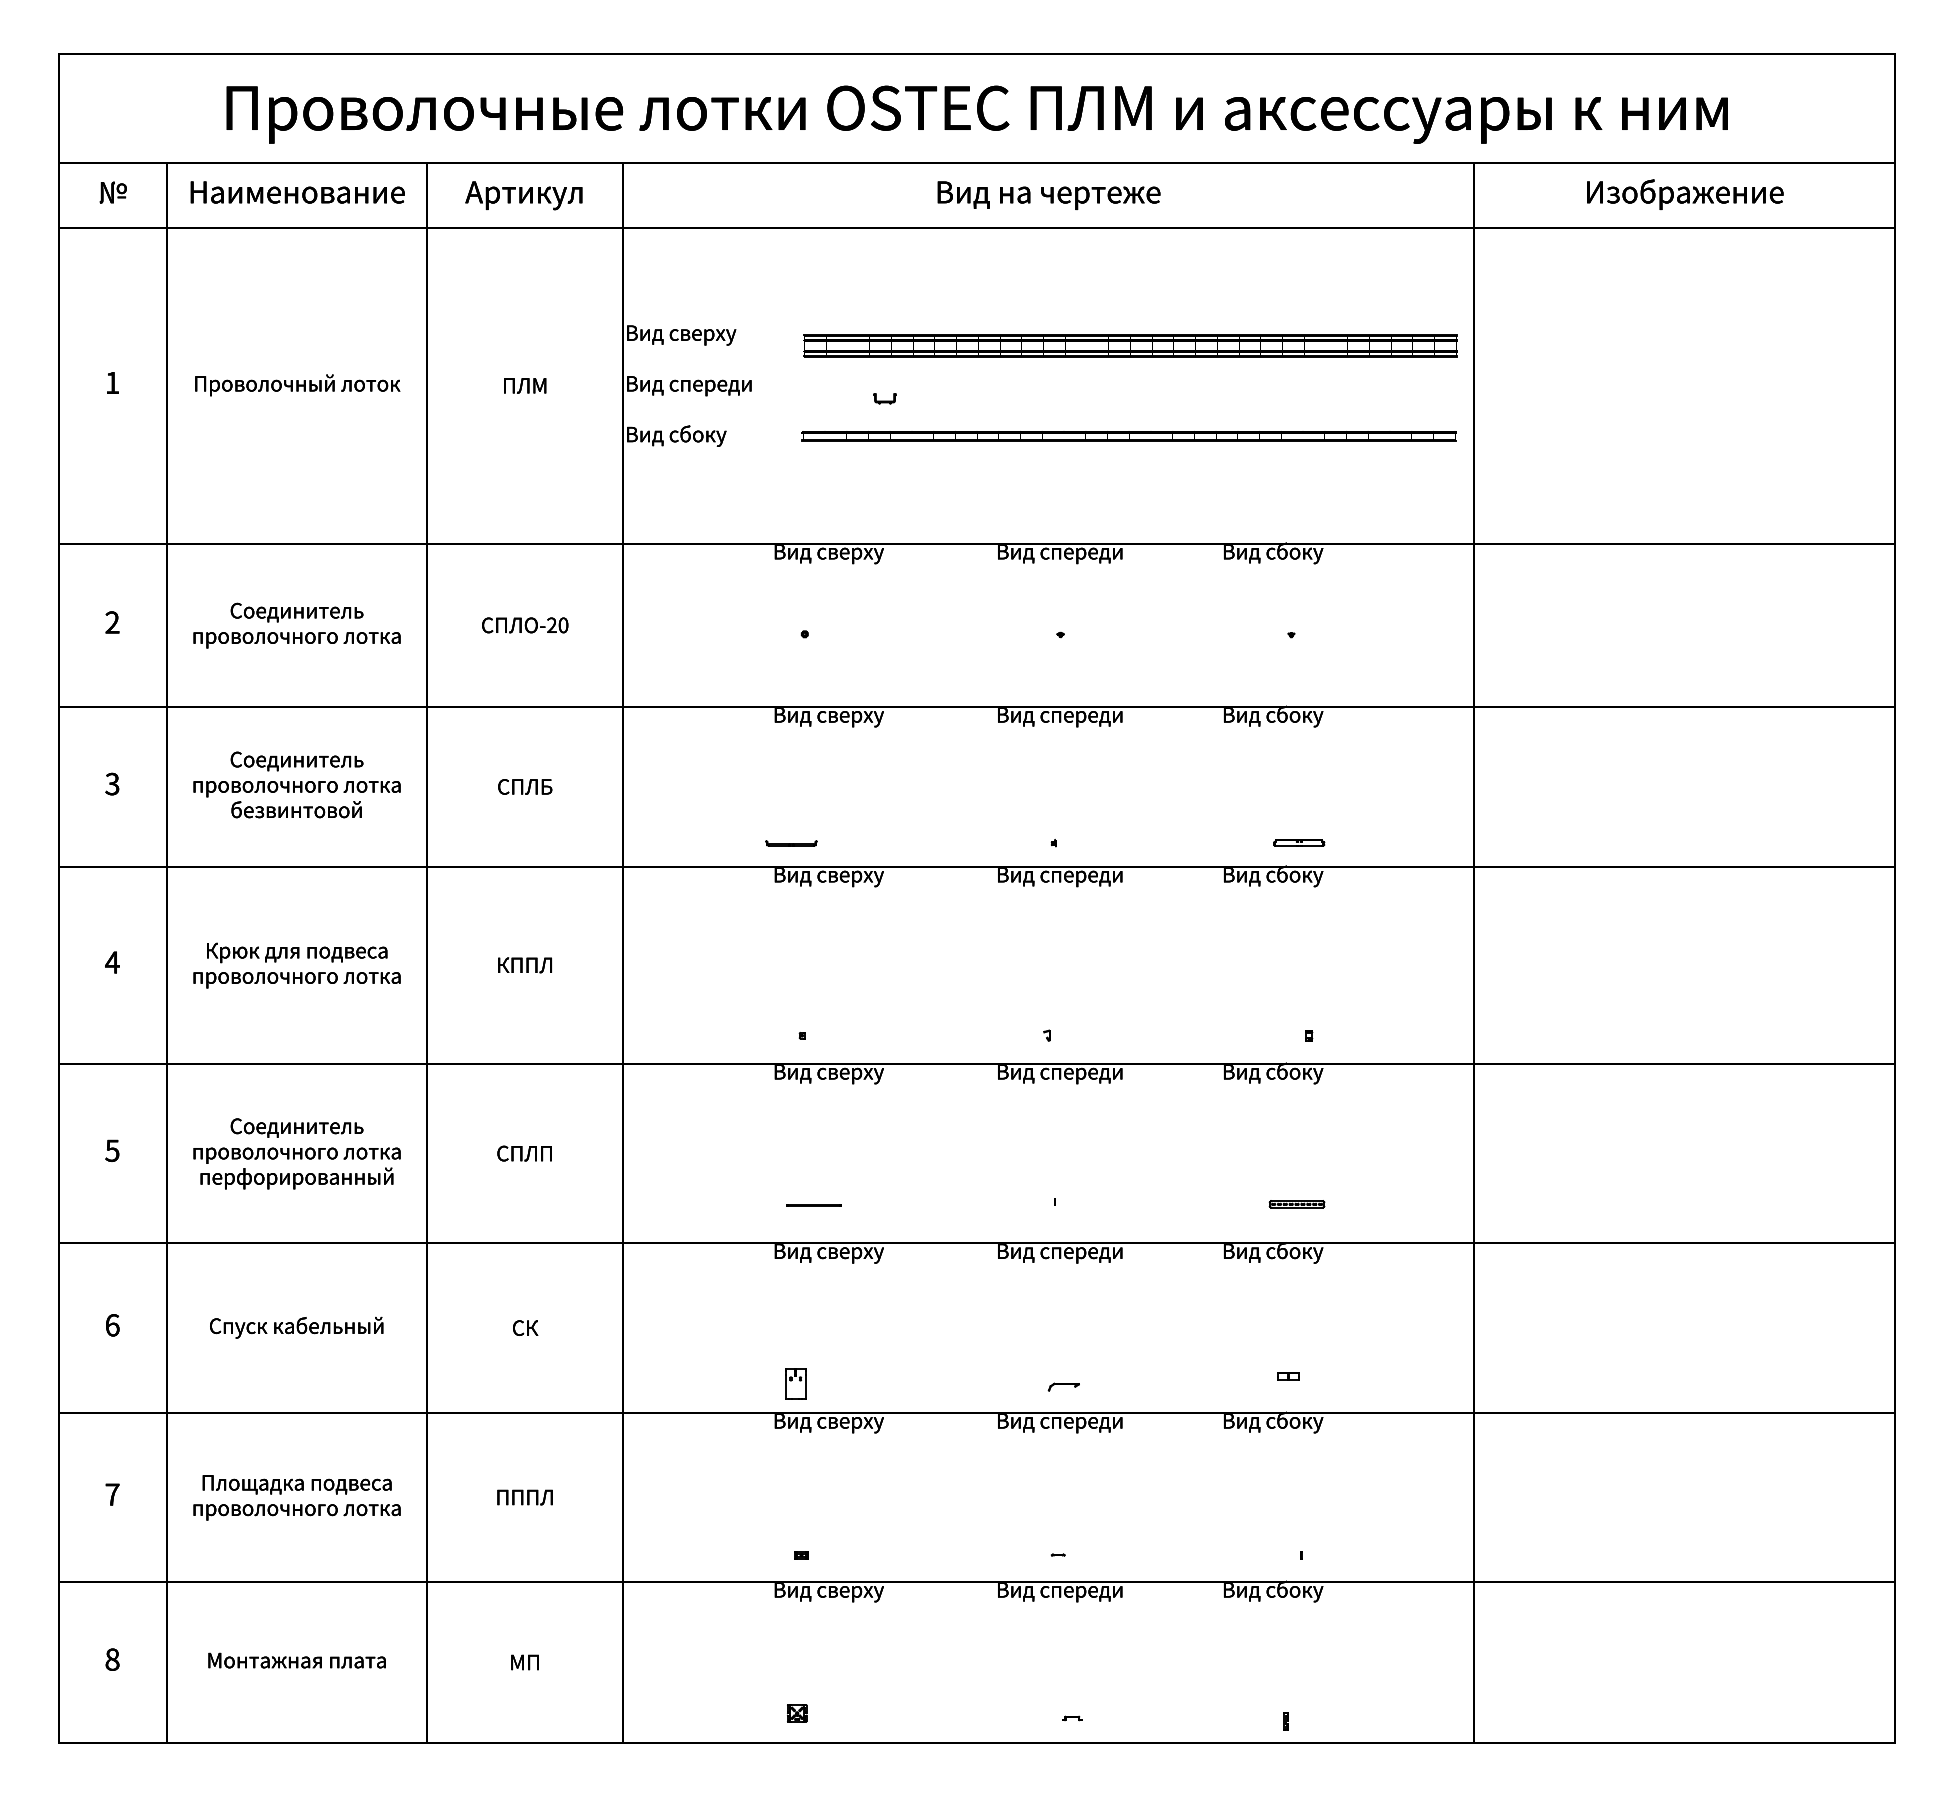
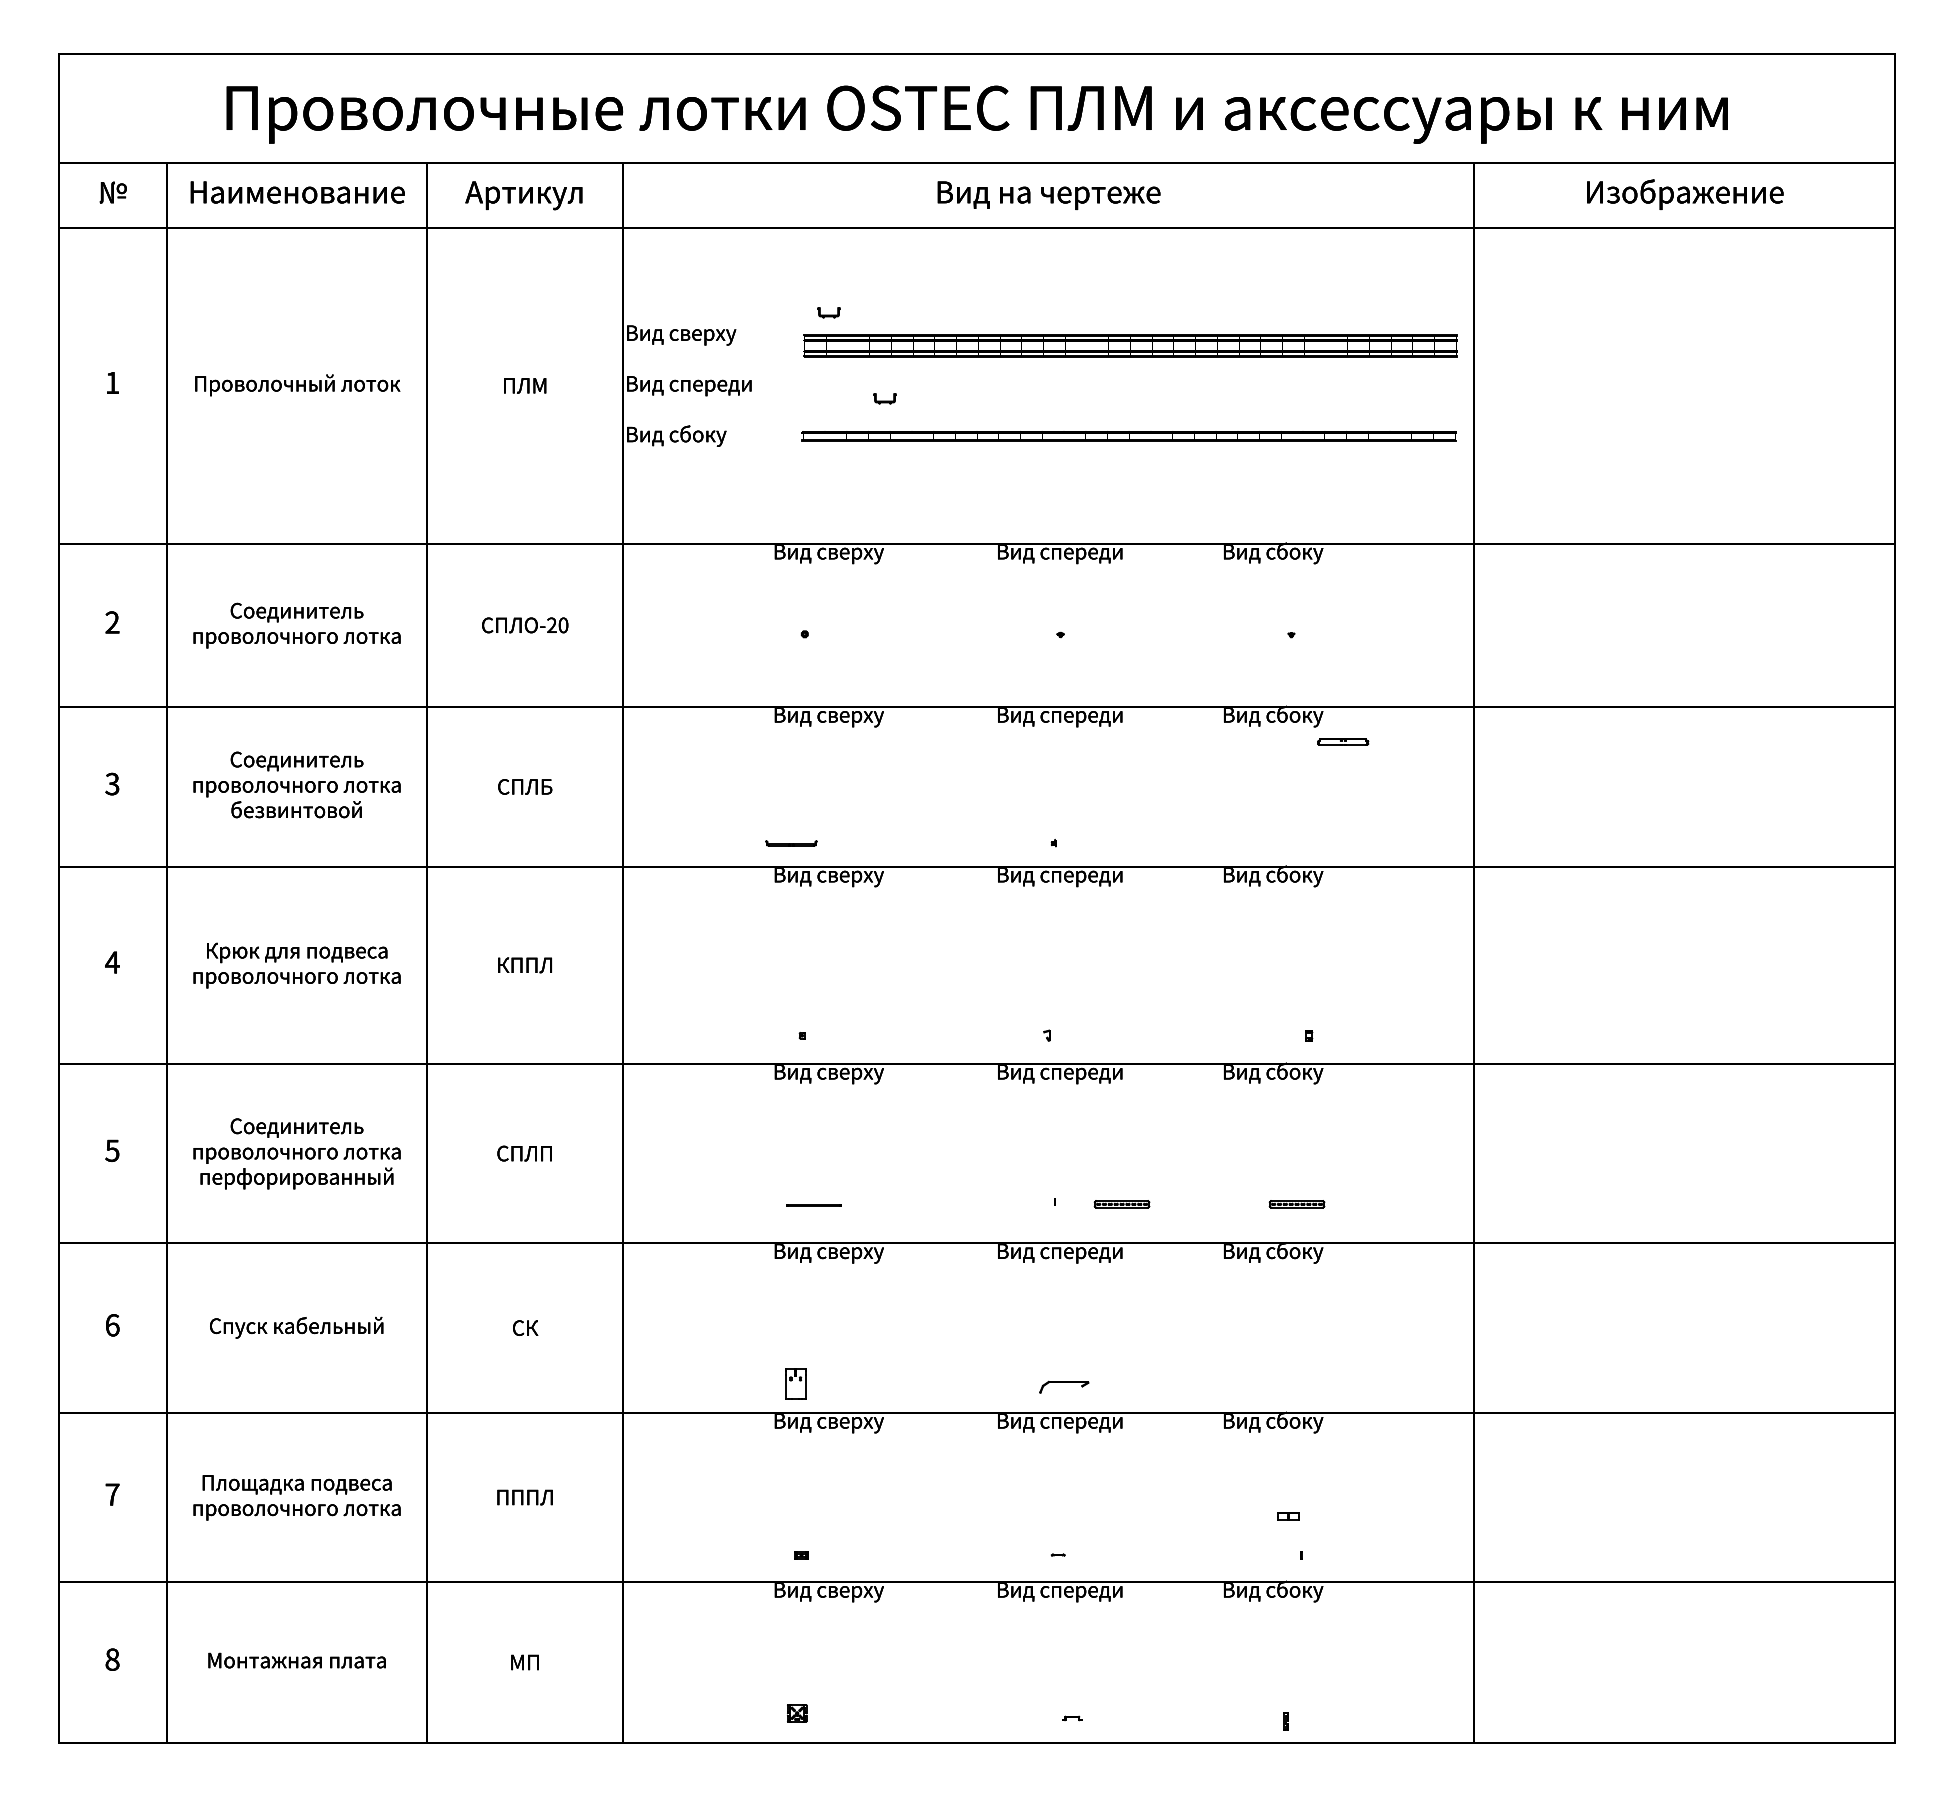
part: none -> present (828, 312)
part position: (1299, 842) -> (1343, 741) (1343, 741)
part: none -> present (1121, 1204)
part position: (1288, 1376) -> (1288, 1516) (1288, 1516)
part size: 33x10 px -> 51x14 px (1064, 1386)
